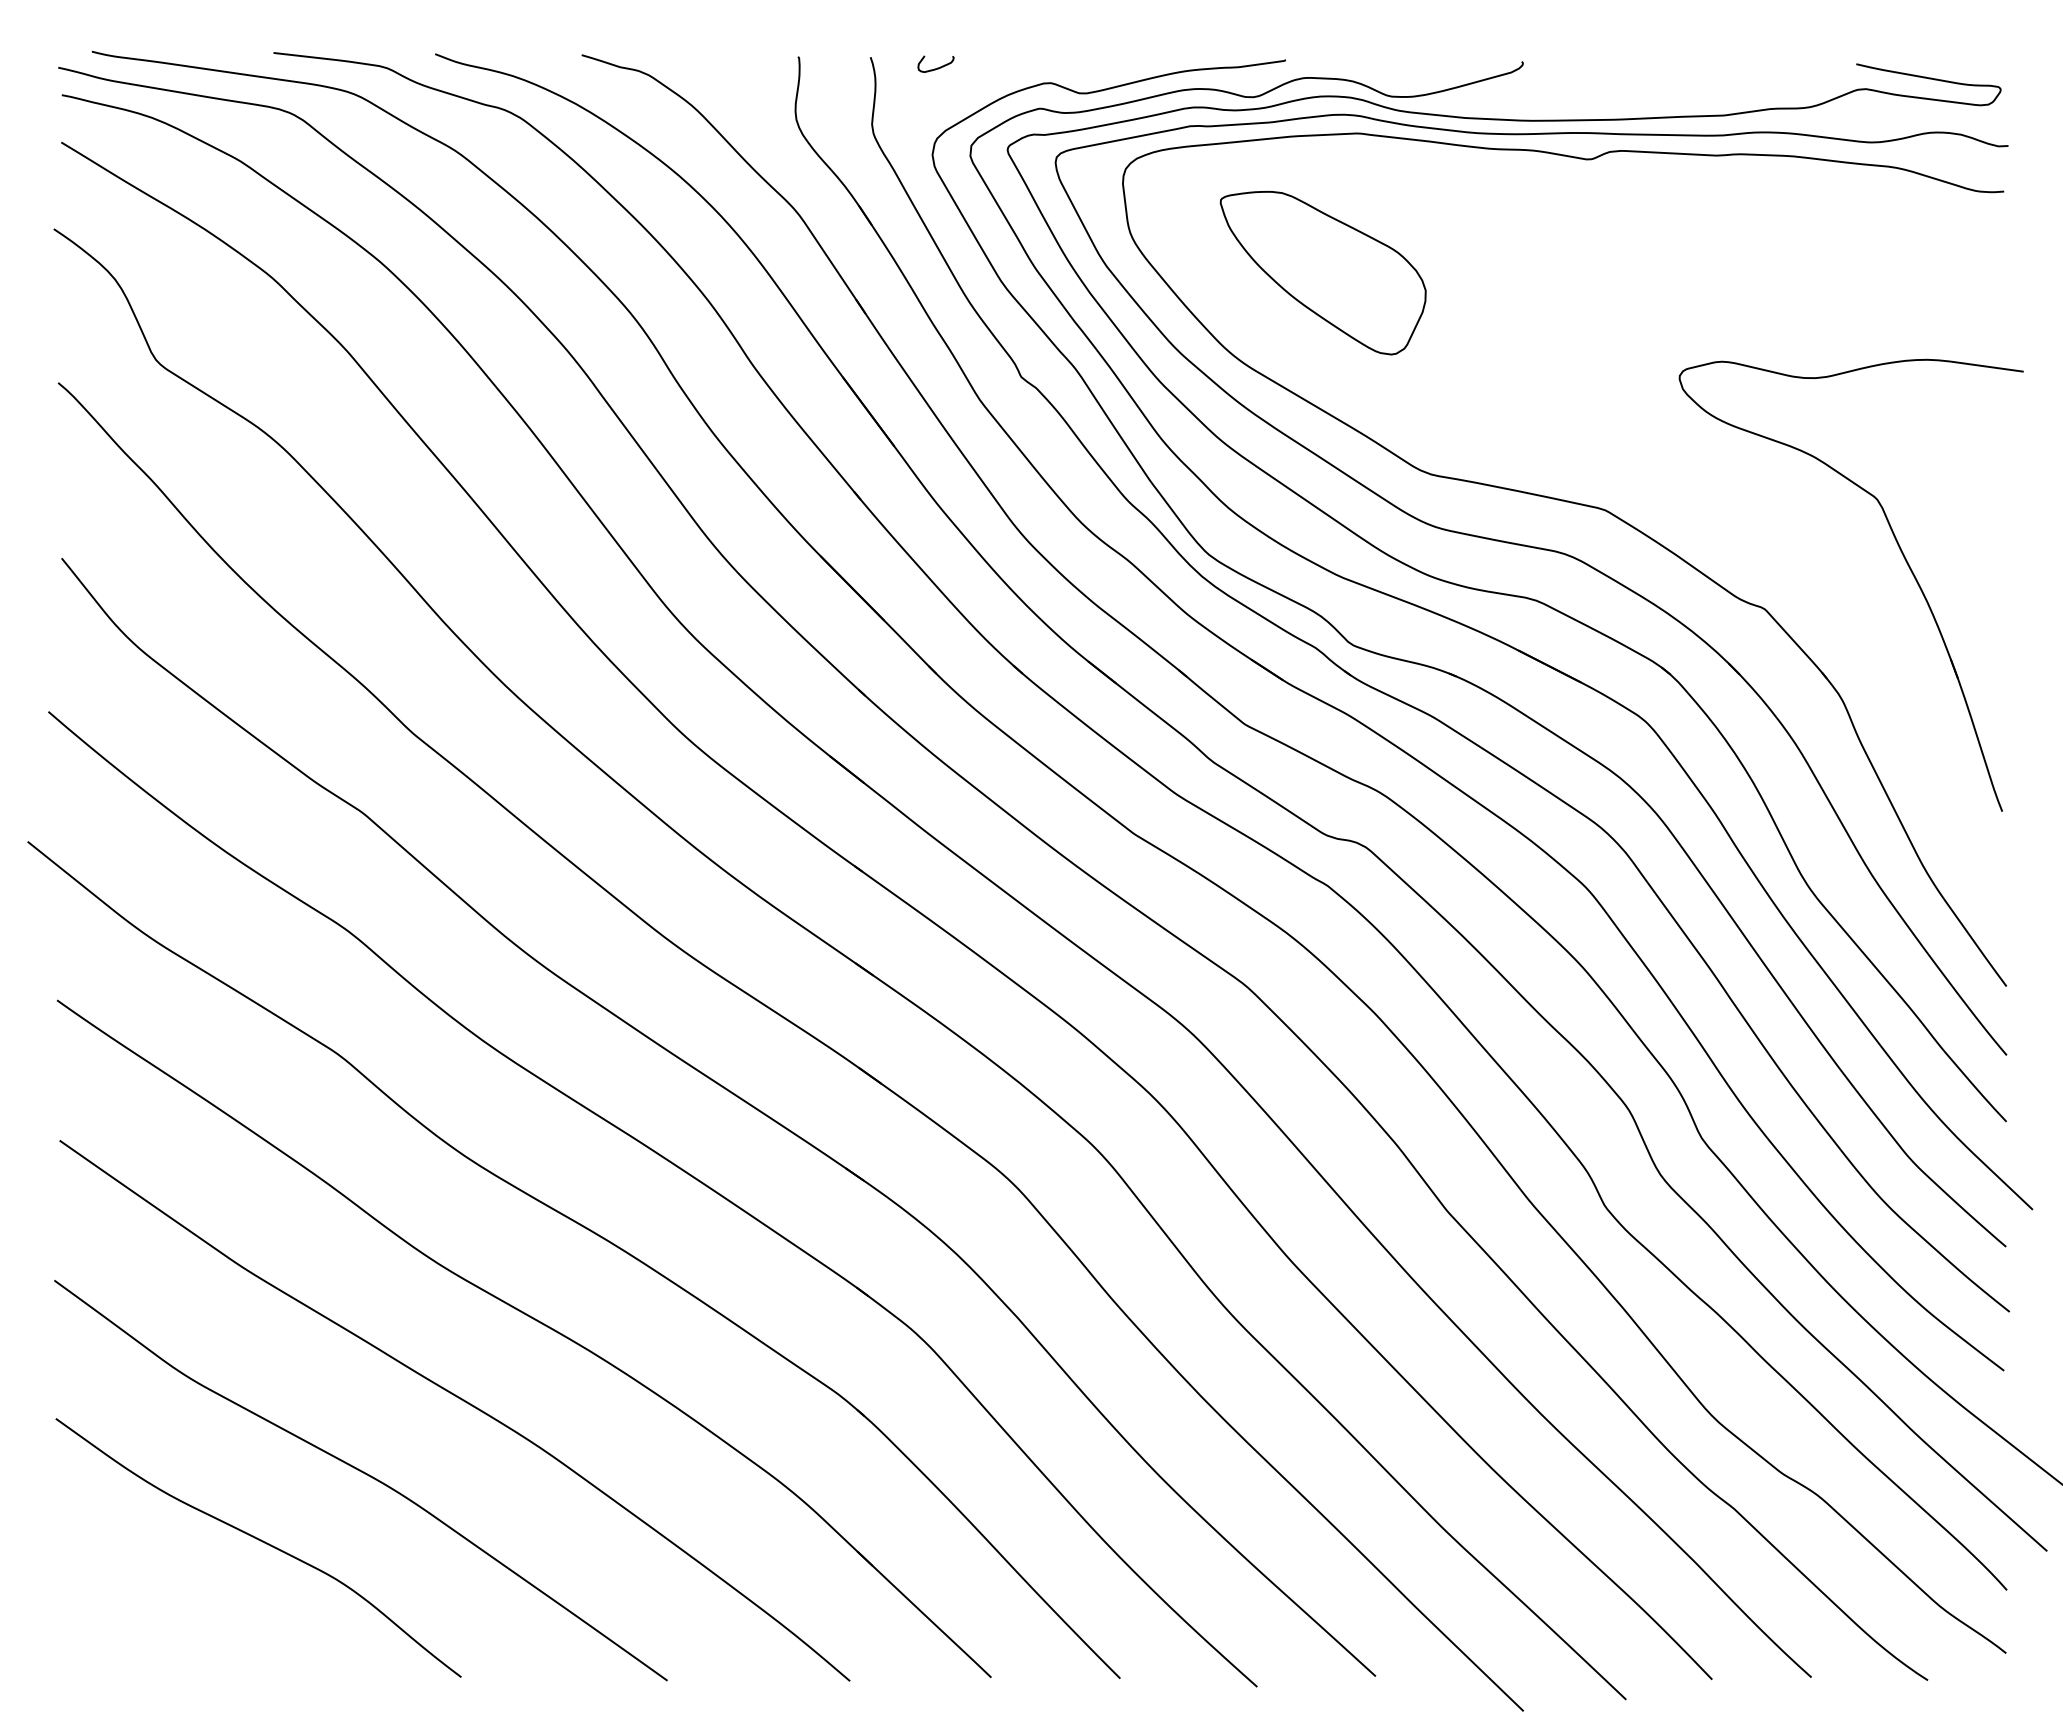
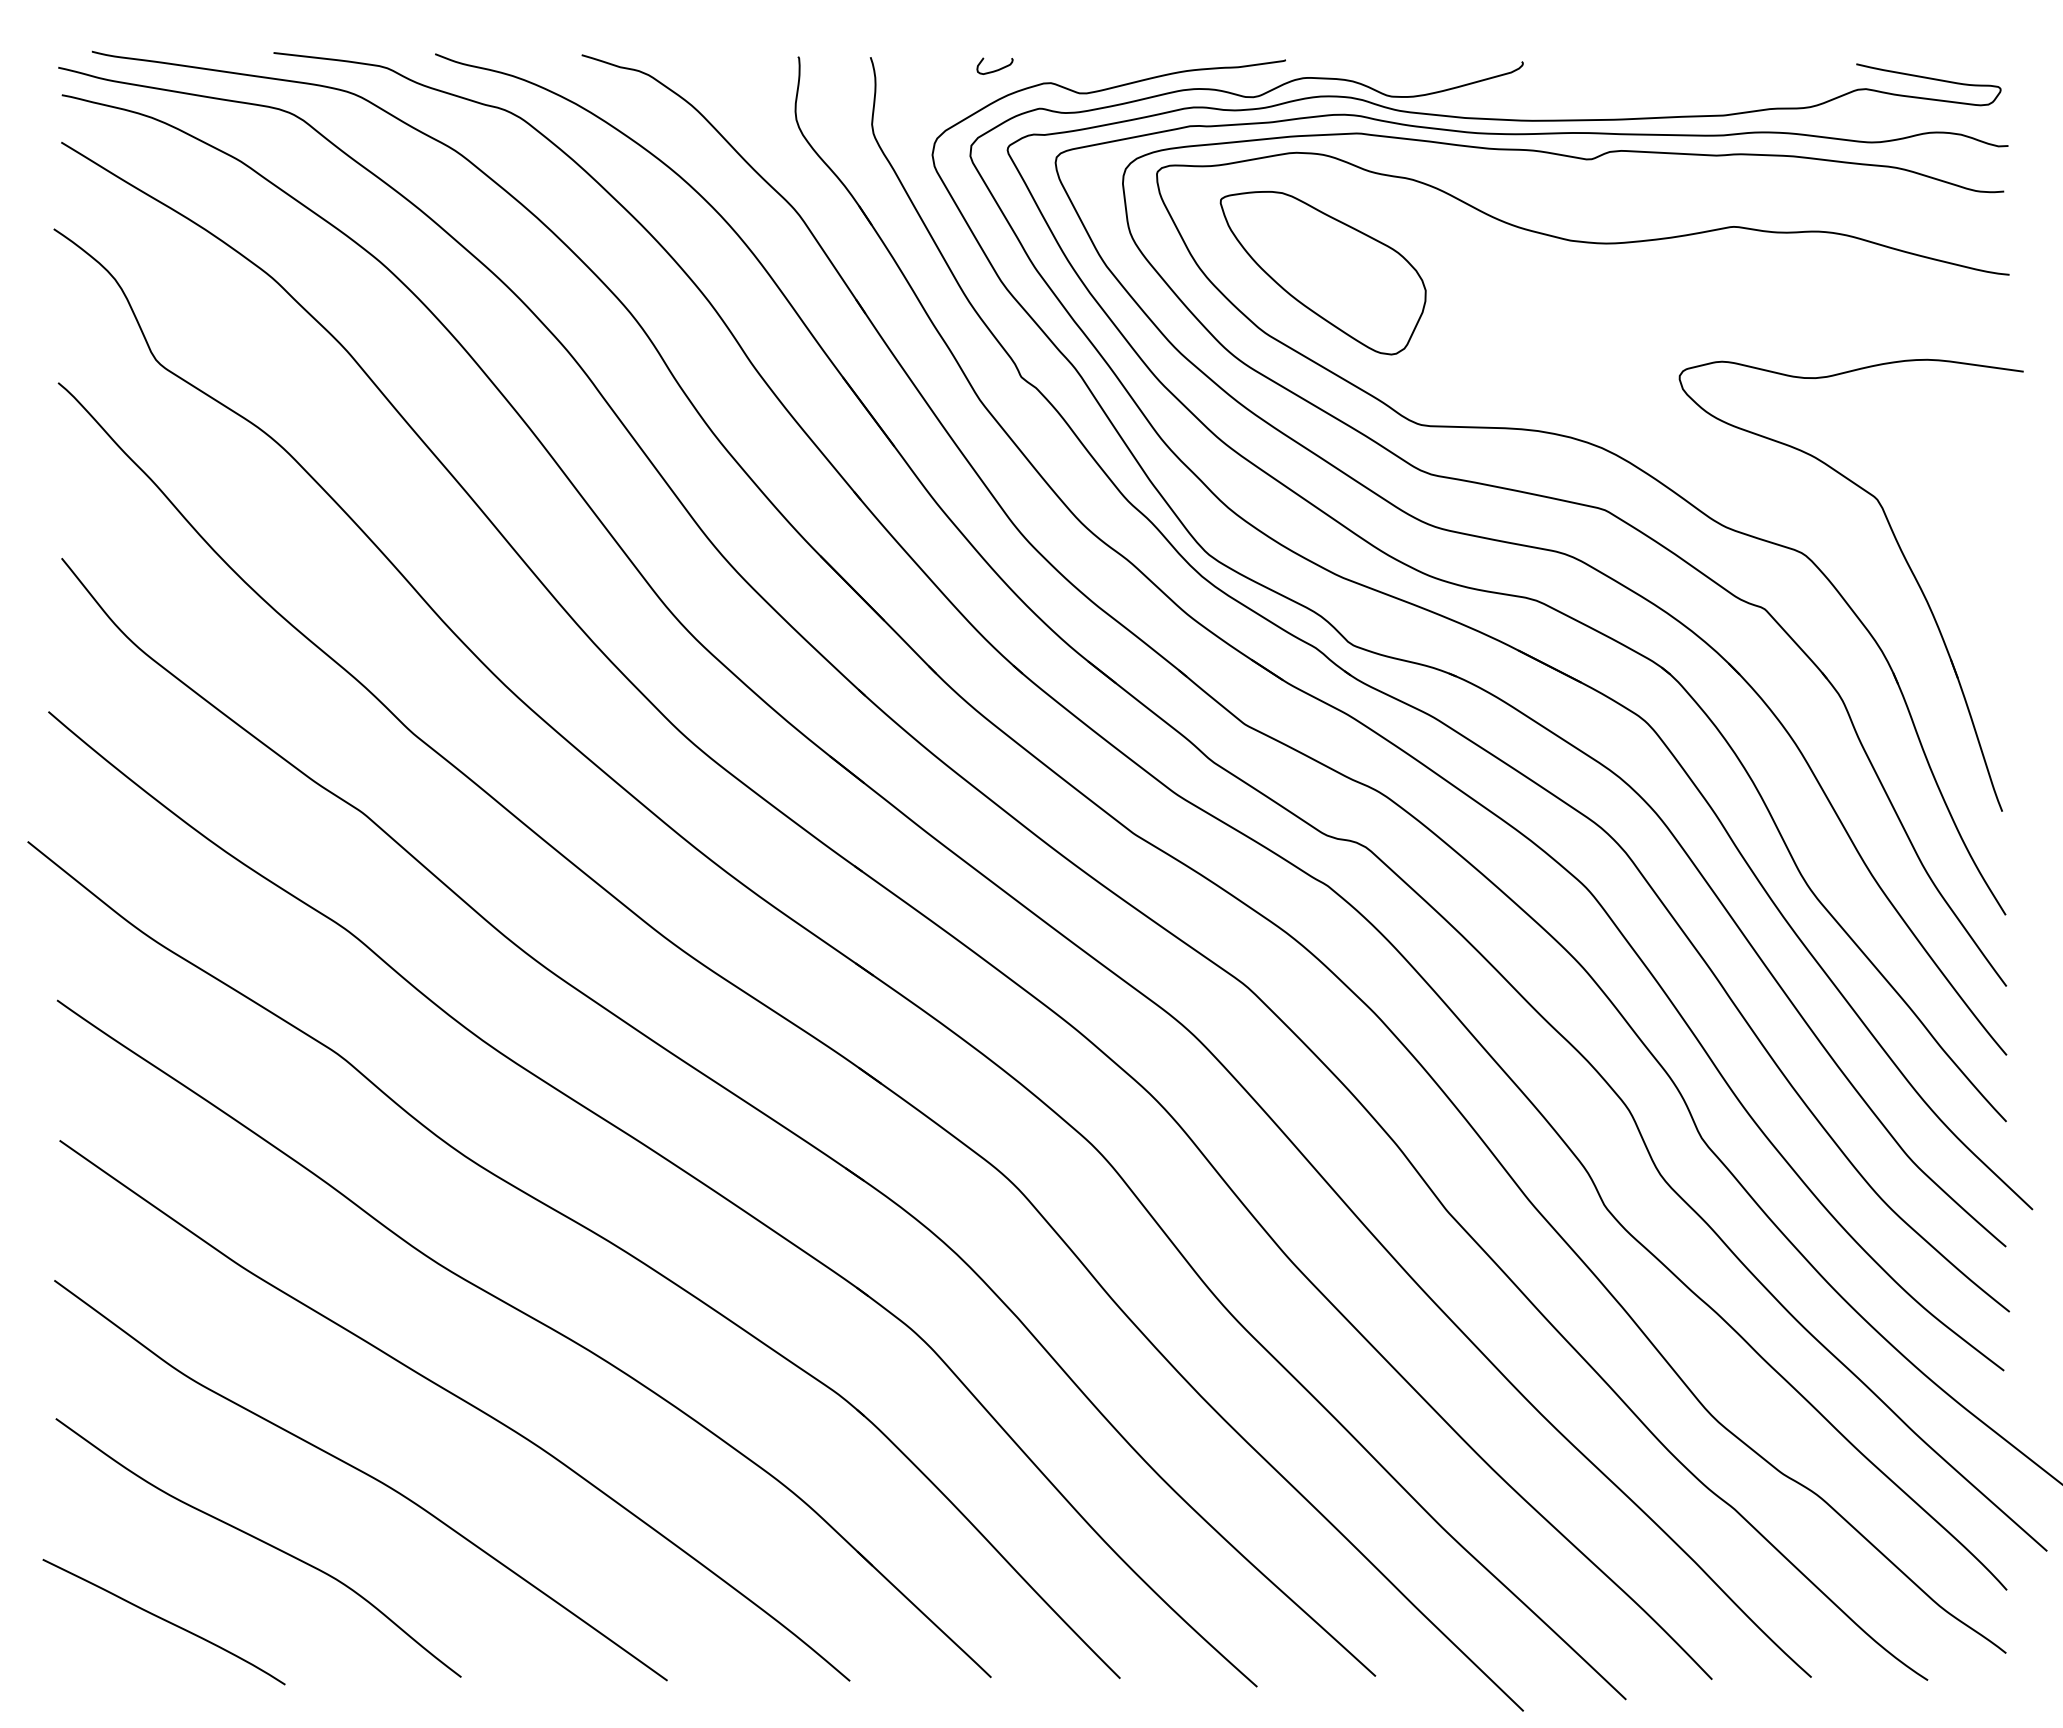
curve position: (937, 67) -> (996, 69) (996, 69)
part: none -> present (1621, 459)
curve: none -> present (163, 1620)
